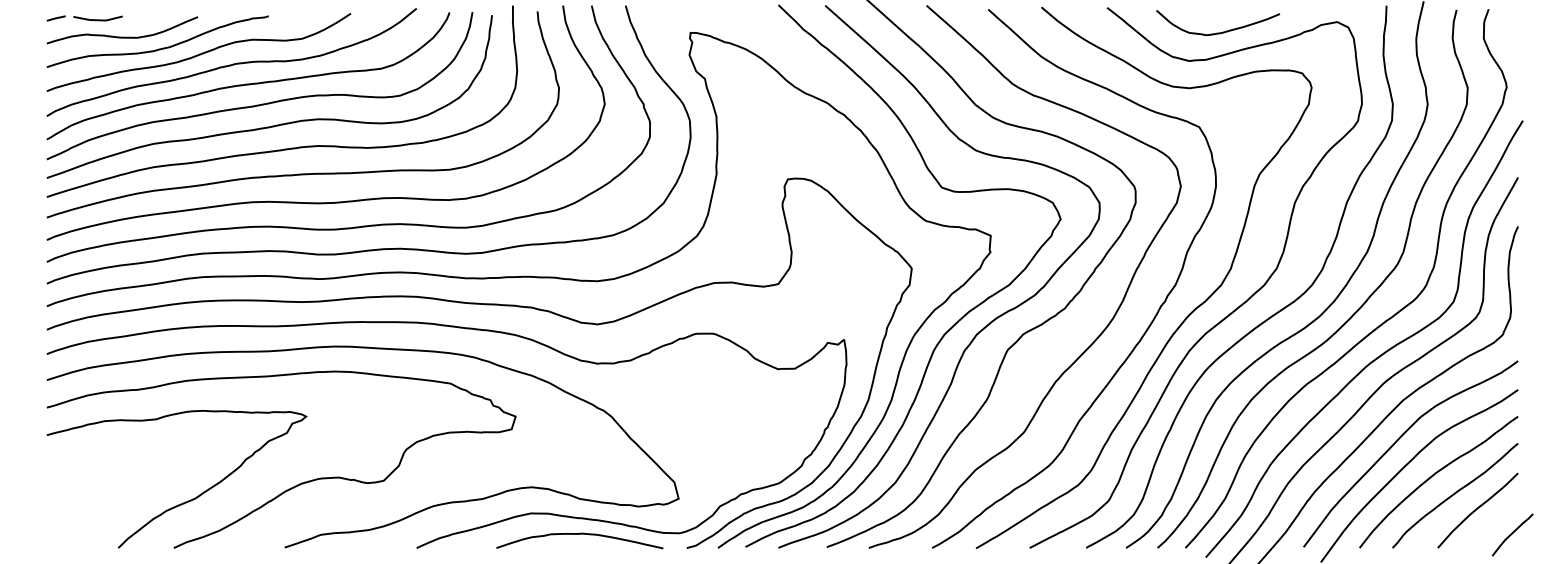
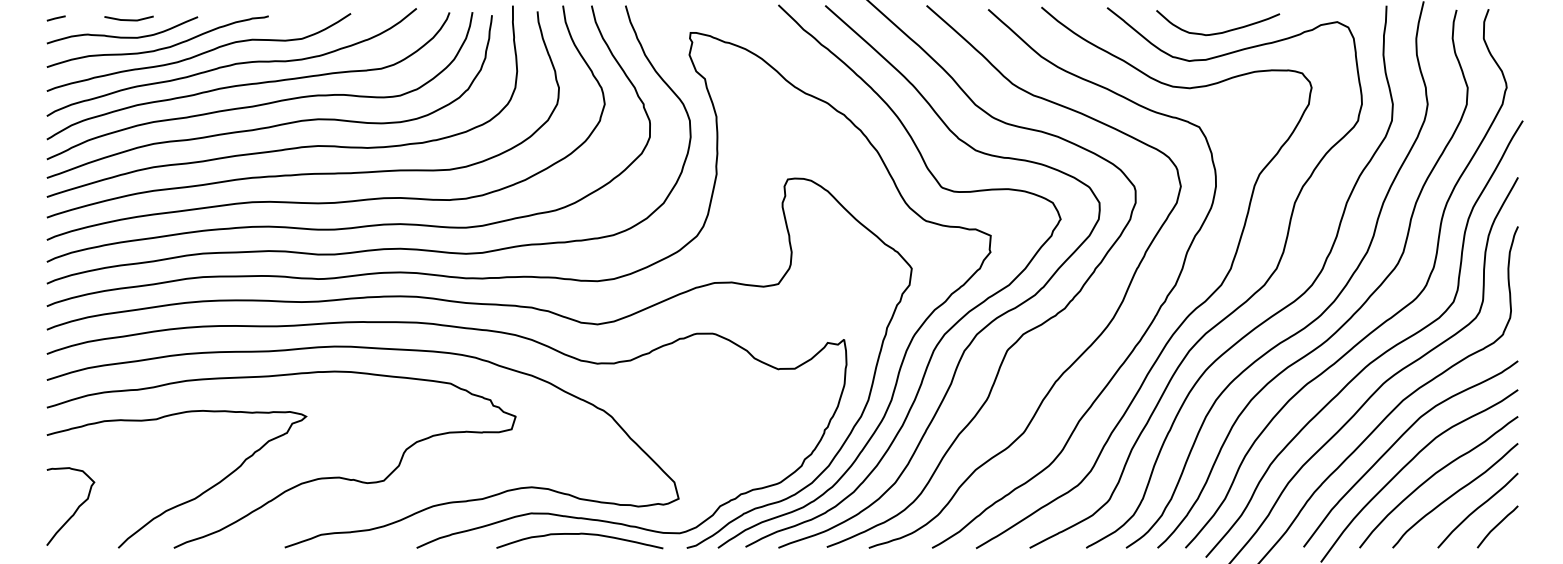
line position: (97, 19) -> (128, 19) (128, 19)
curve: none -> present (76, 508)
curve position: (1512, 534) -> (1497, 526) (1497, 526)
